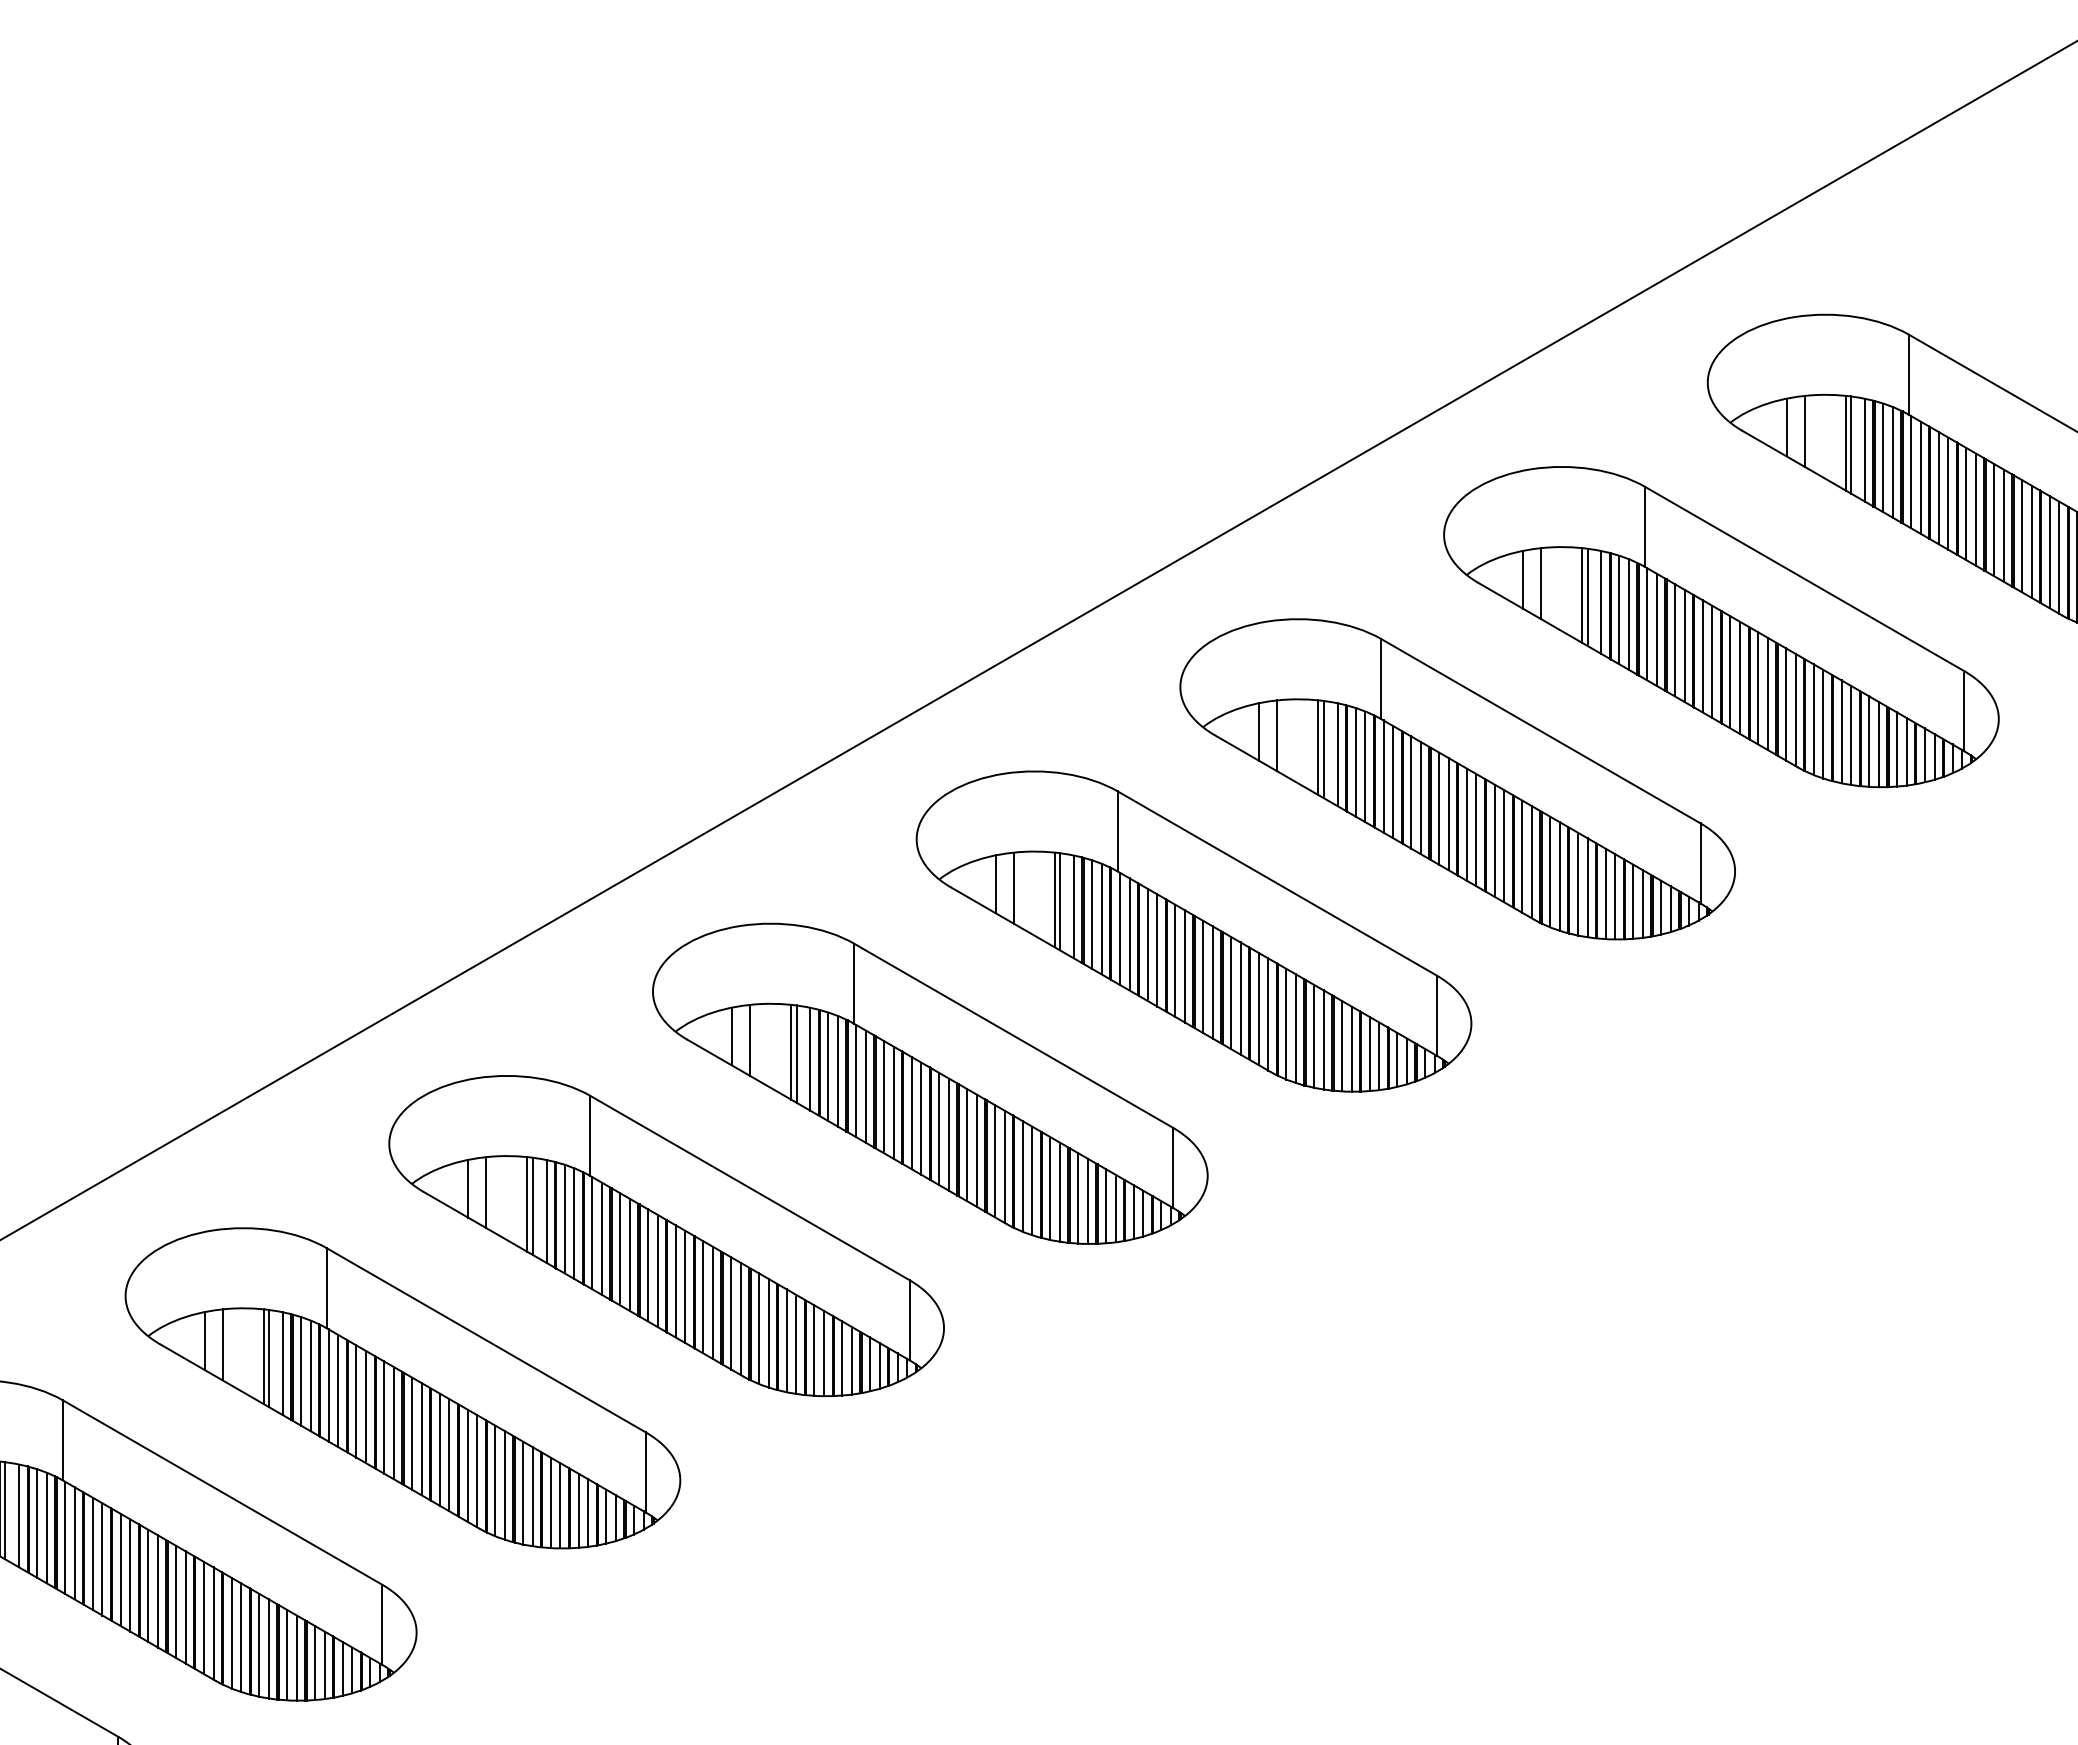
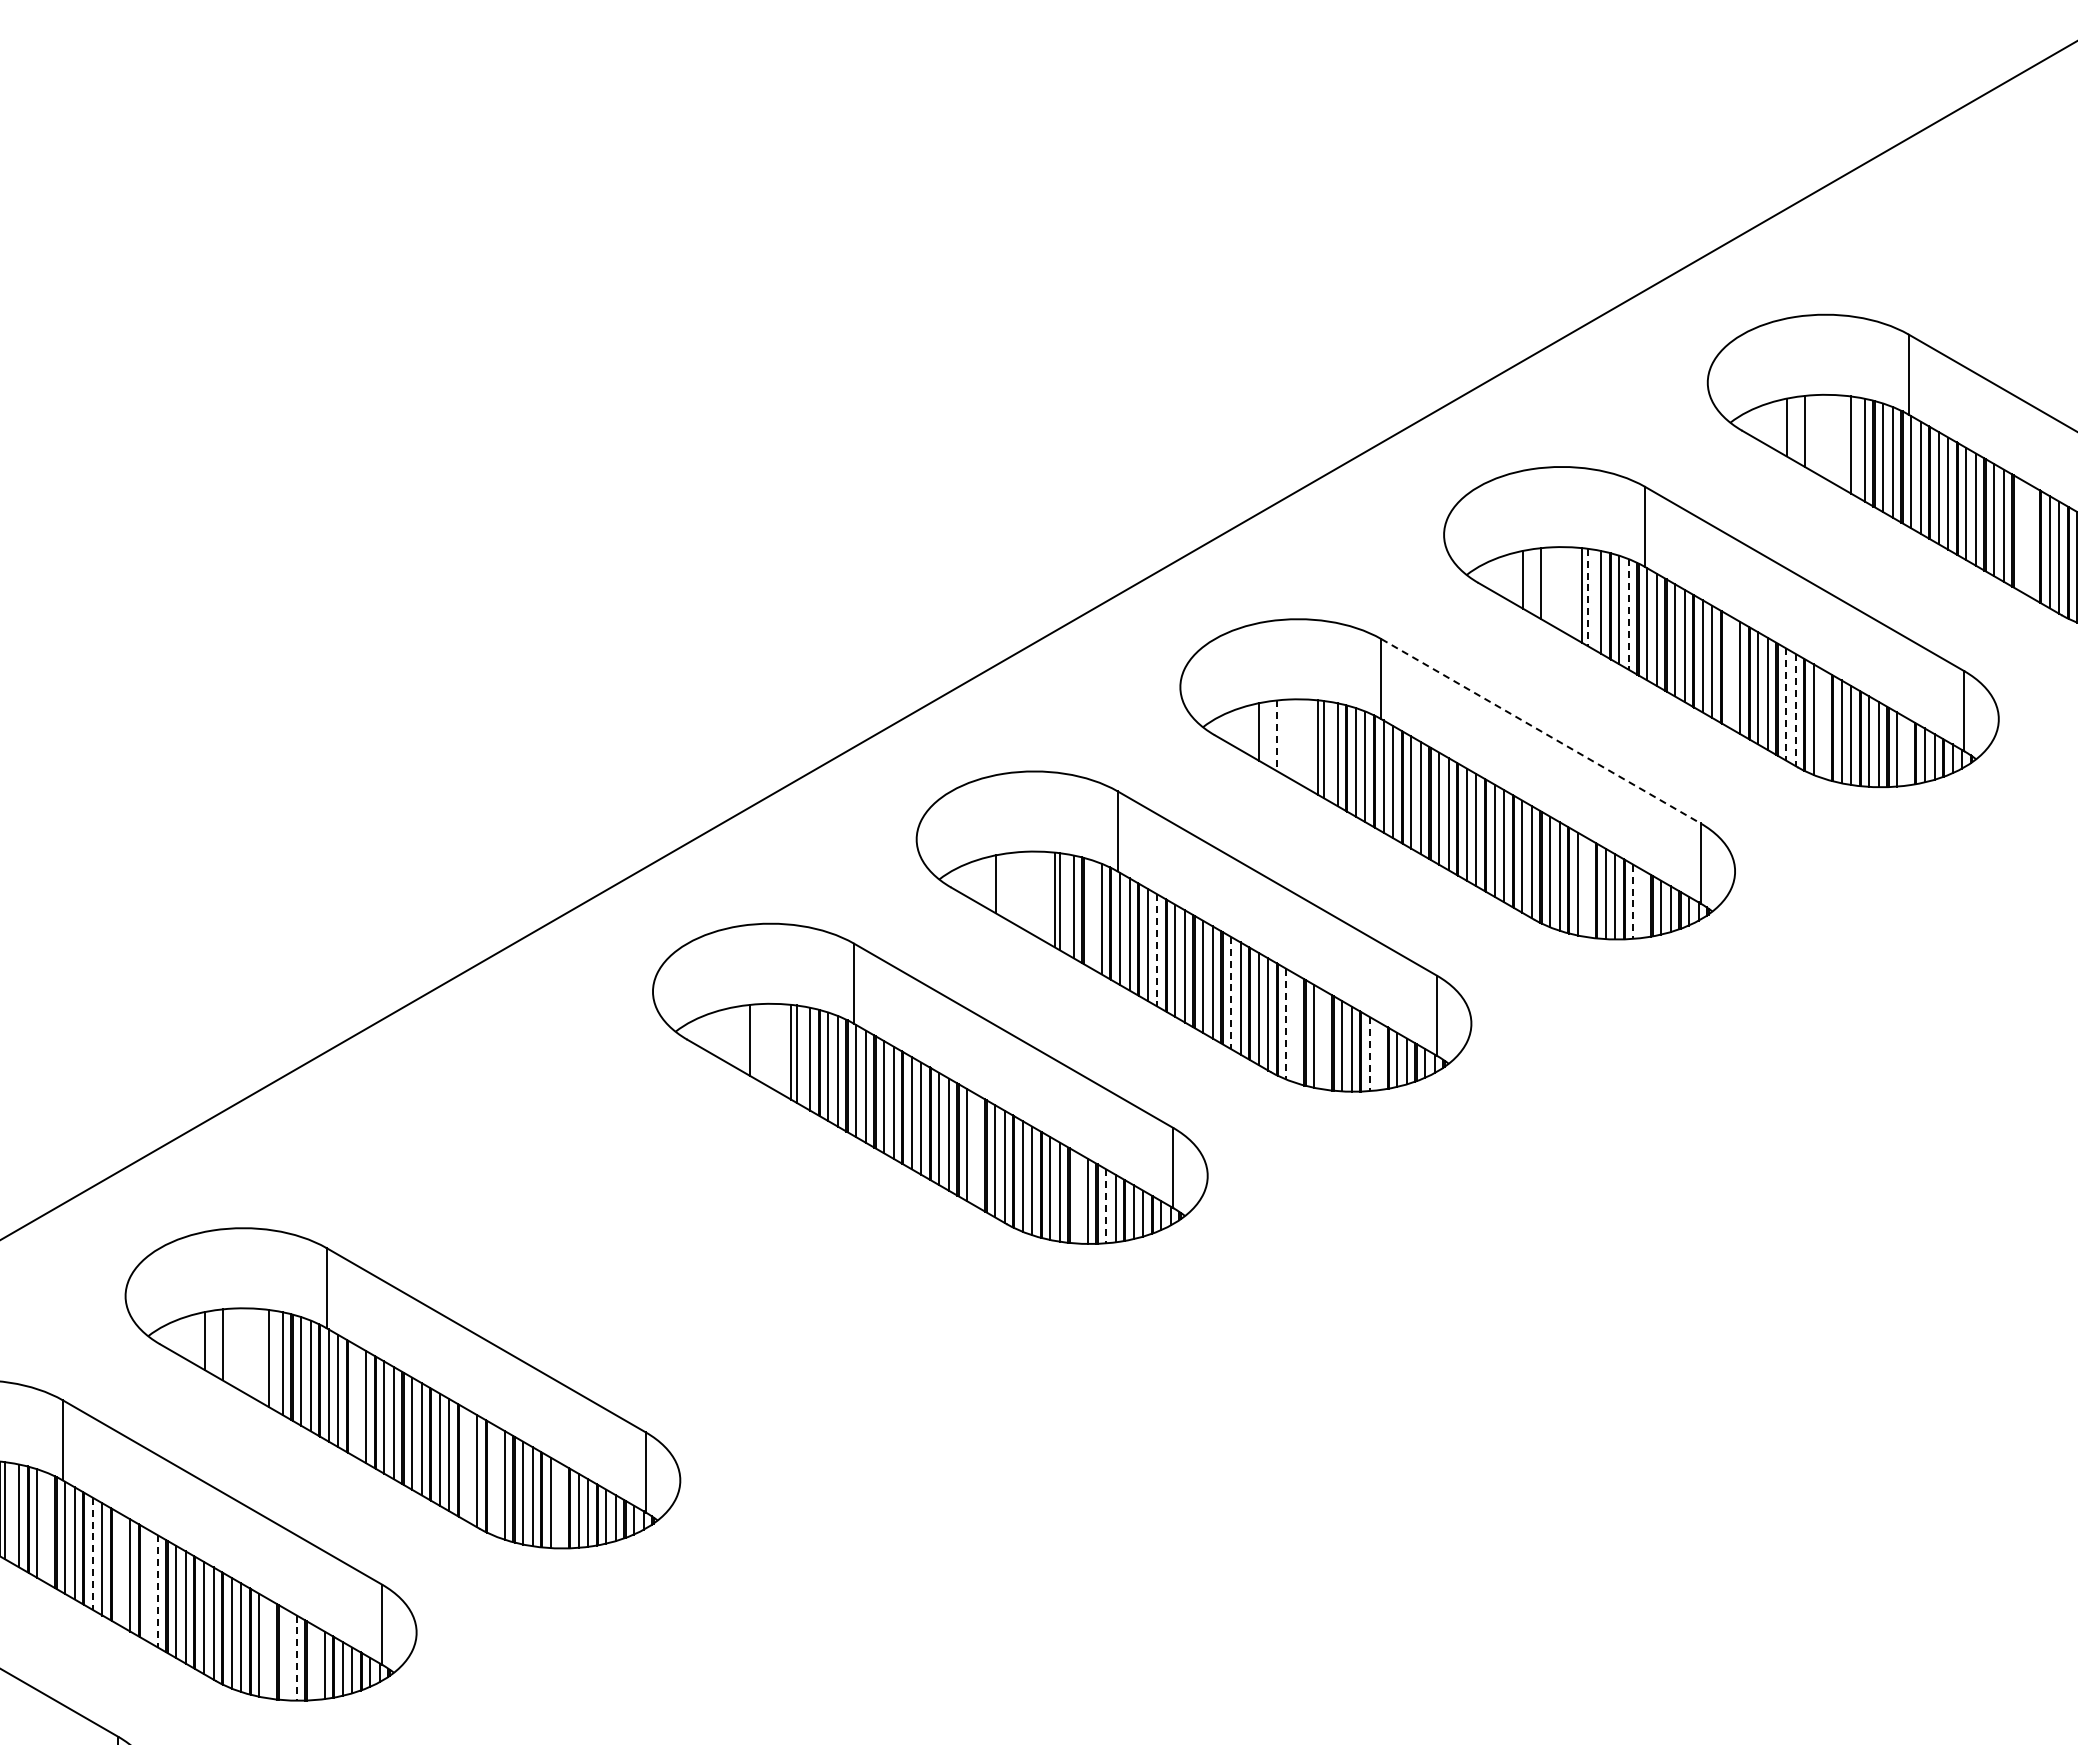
line: present -> none (1845, 442)
line: present -> none (2021, 536)
line: present -> none (2031, 541)
line: solid -> dashed (1587, 597)
line: solid -> dashed (1629, 615)
line: present -> none (1730, 672)
line: solid -> dashed (1785, 704)
line: solid -> dashed (1795, 710)
line: present -> none (1823, 723)
line: solid -> dashed (1541, 731)
line: solid -> dashed (1277, 736)
line: present -> none (1906, 751)
line: present -> none (1013, 887)
line: present -> none (1587, 887)
line: solid -> dashed (1633, 902)
line: present -> none (1643, 903)
line: present -> none (1092, 914)
line: solid -> dashed (1157, 950)
line: solid -> dashed (1230, 993)
line: solid -> dashed (1286, 1024)
line: present -> none (1296, 1028)
line: present -> none (731, 1036)
line: present -> none (1323, 1039)
line: solid -> dashed (1369, 1054)
line: present -> none (1379, 1056)
line: present -> none (976, 1150)
line: present -> none (1078, 1198)
line: solid -> dashed (1105, 1206)
part: present -> none (666, 1235)
line: present -> none (263, 1356)
line: present -> none (356, 1401)
line: present -> none (467, 1465)
line: present -> none (495, 1480)
line: present -> none (560, 1505)
line: present -> none (46, 1527)
line: solid -> dashed (92, 1554)
line: present -> none (120, 1569)
line: present -> none (148, 1585)
line: solid -> dashed (158, 1591)
line: present -> none (269, 1648)
line: present -> none (287, 1654)
line: solid -> dashed (296, 1658)
line: present -> none (314, 1662)
